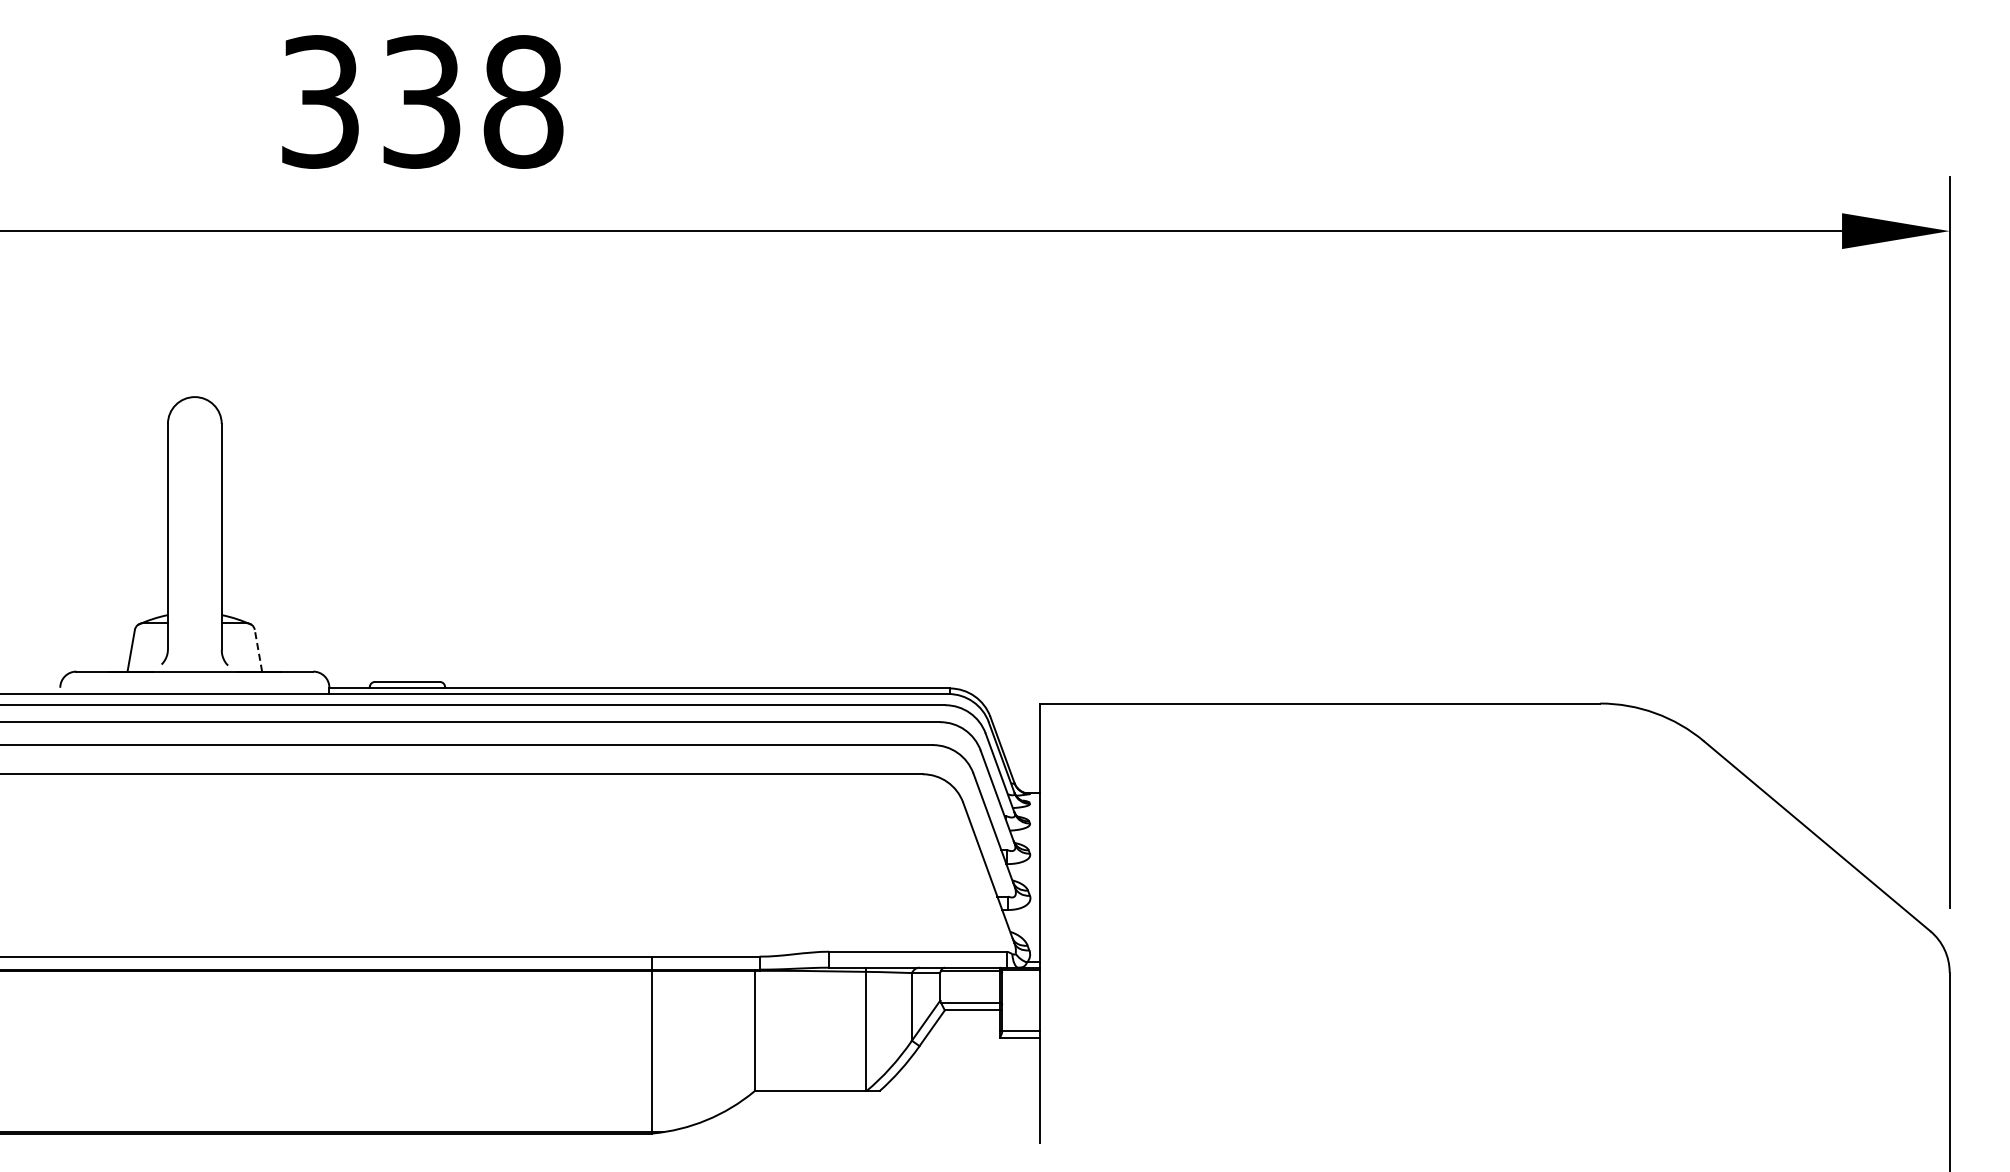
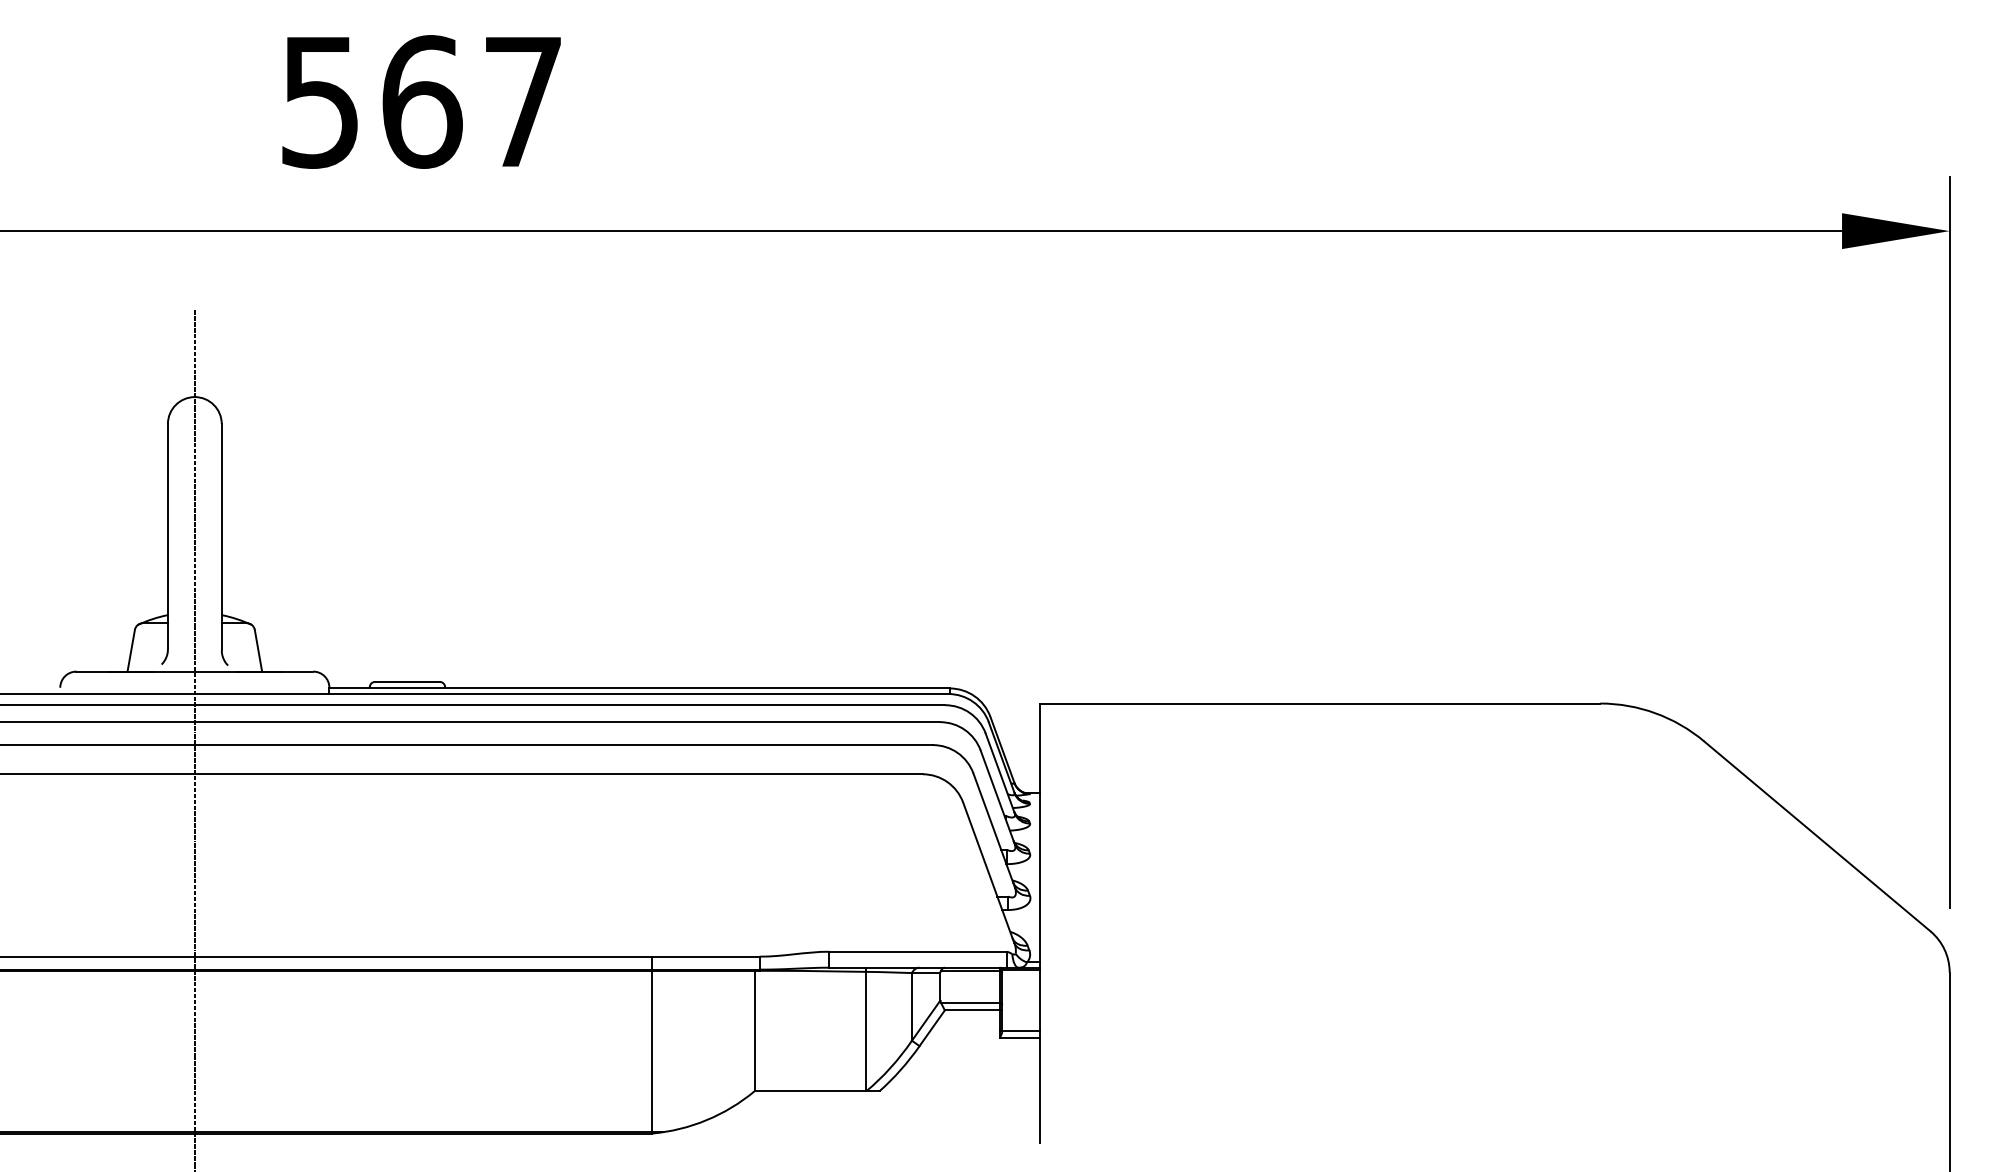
text: 338 -> 567 (422, 101)
line: dashed -> solid (258, 650)
line: none -> present (194, 739)
